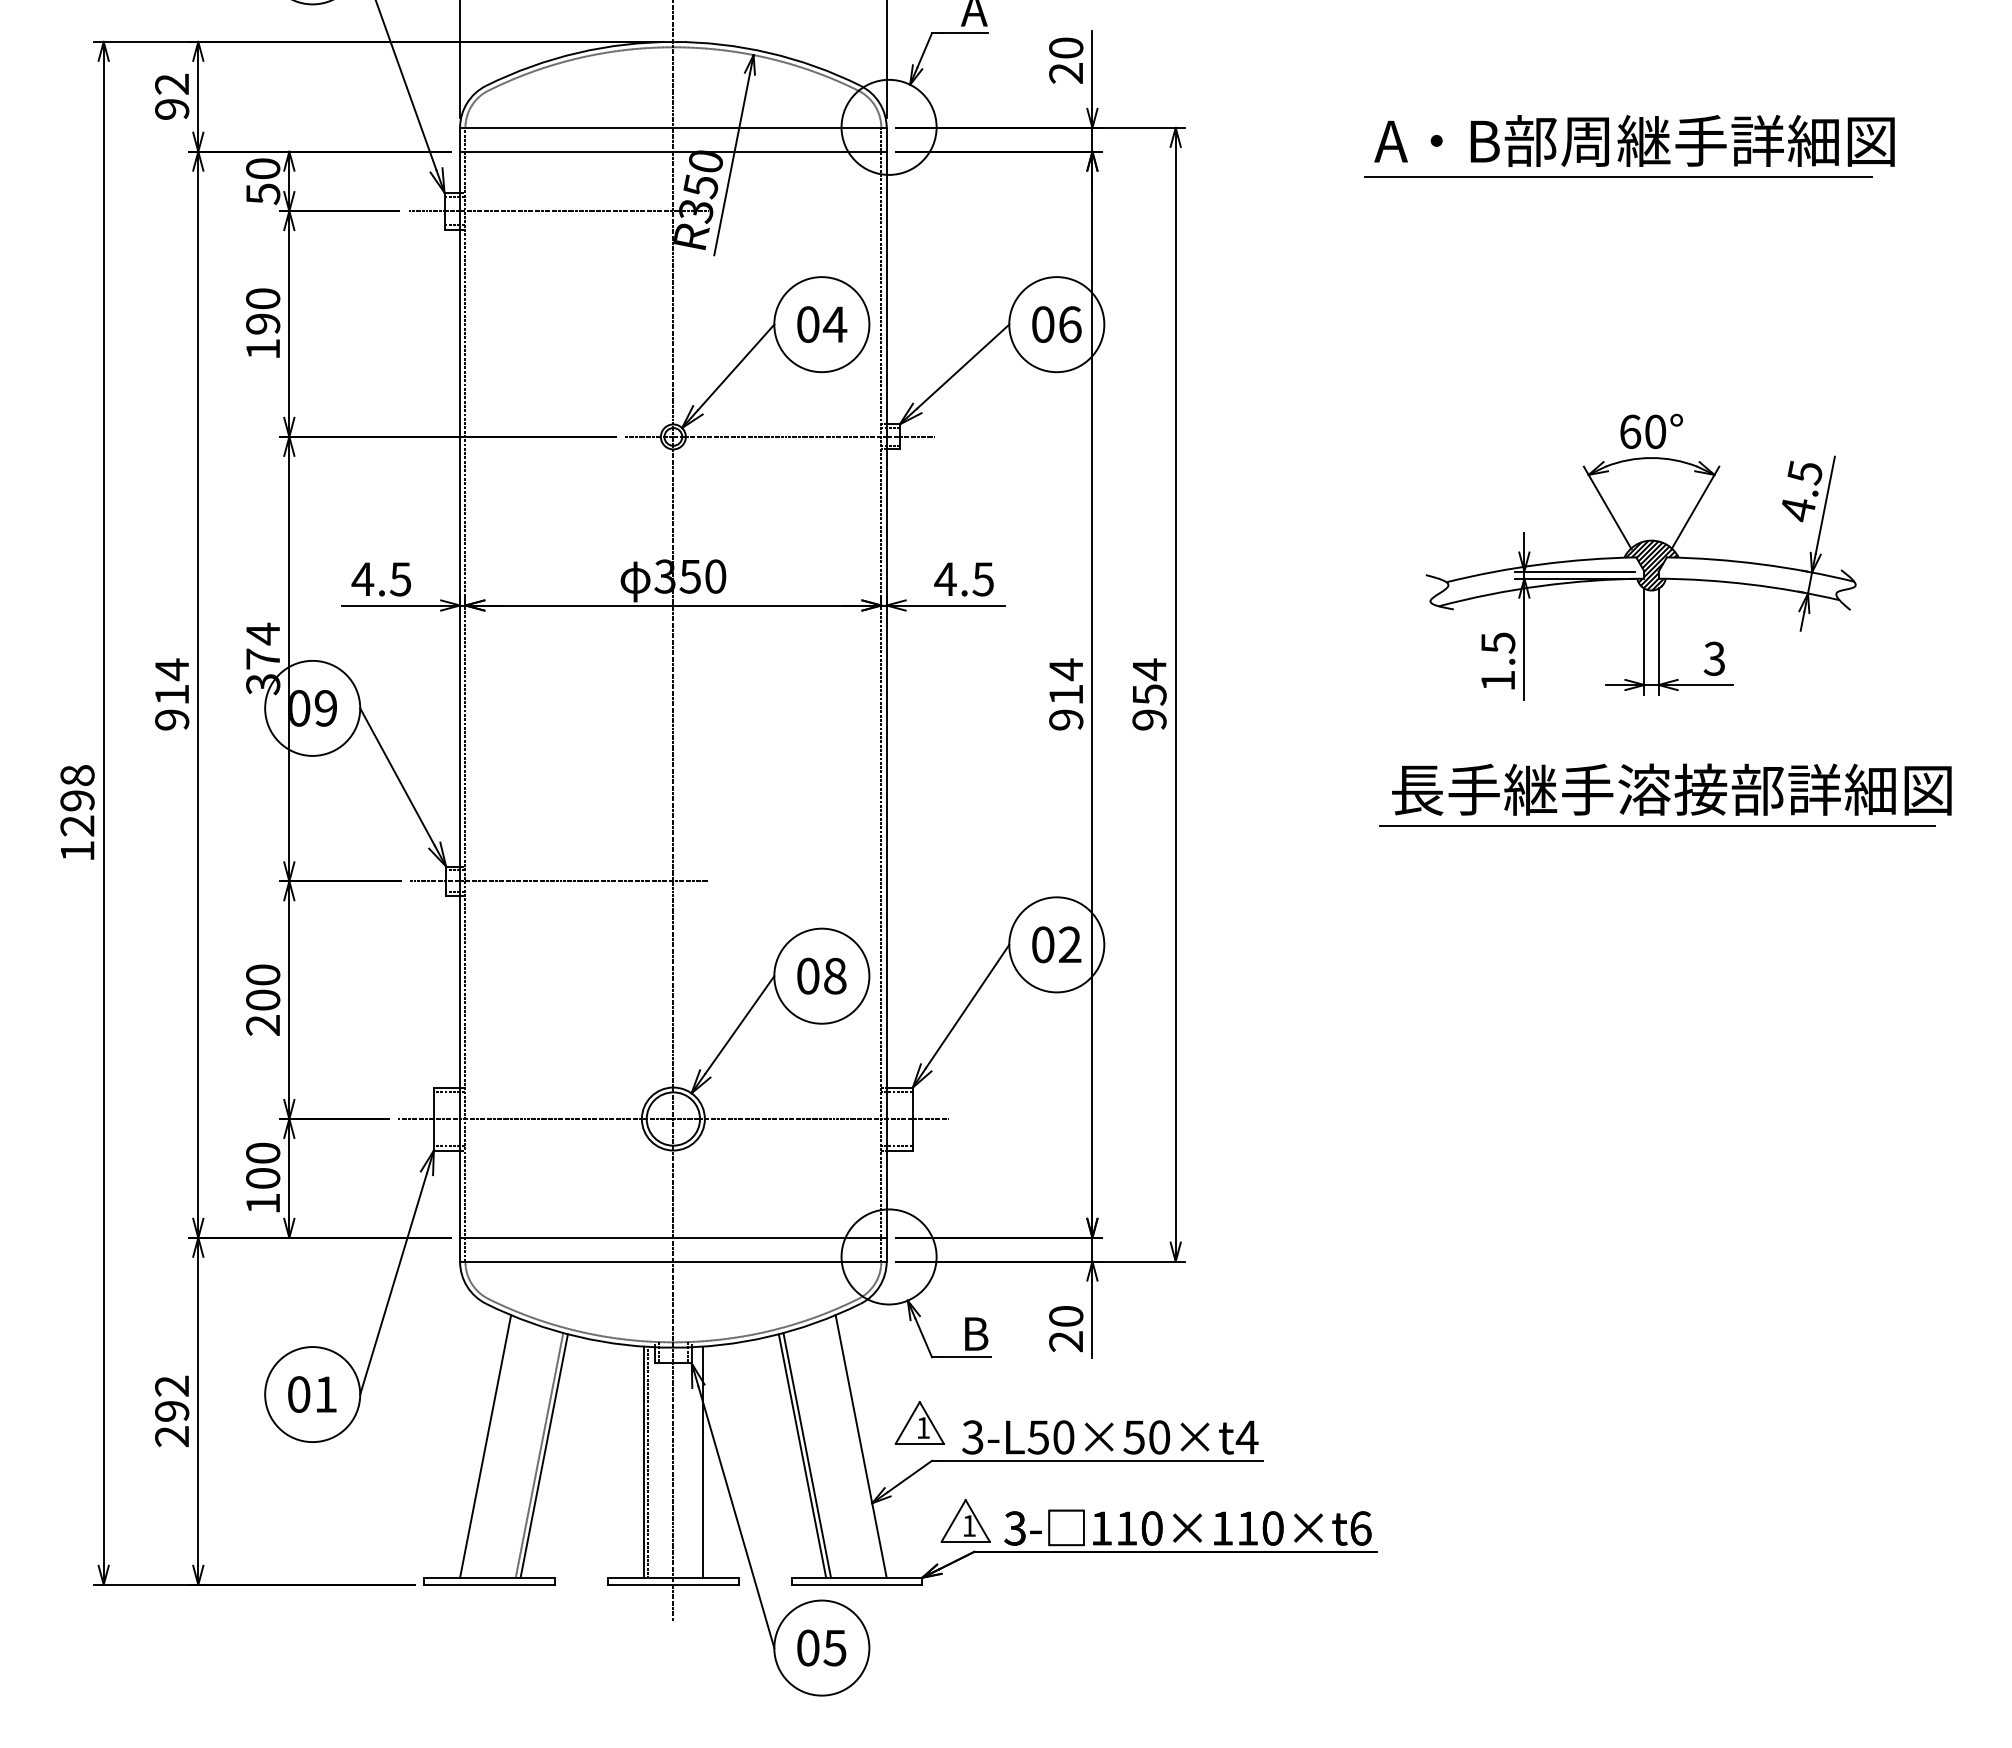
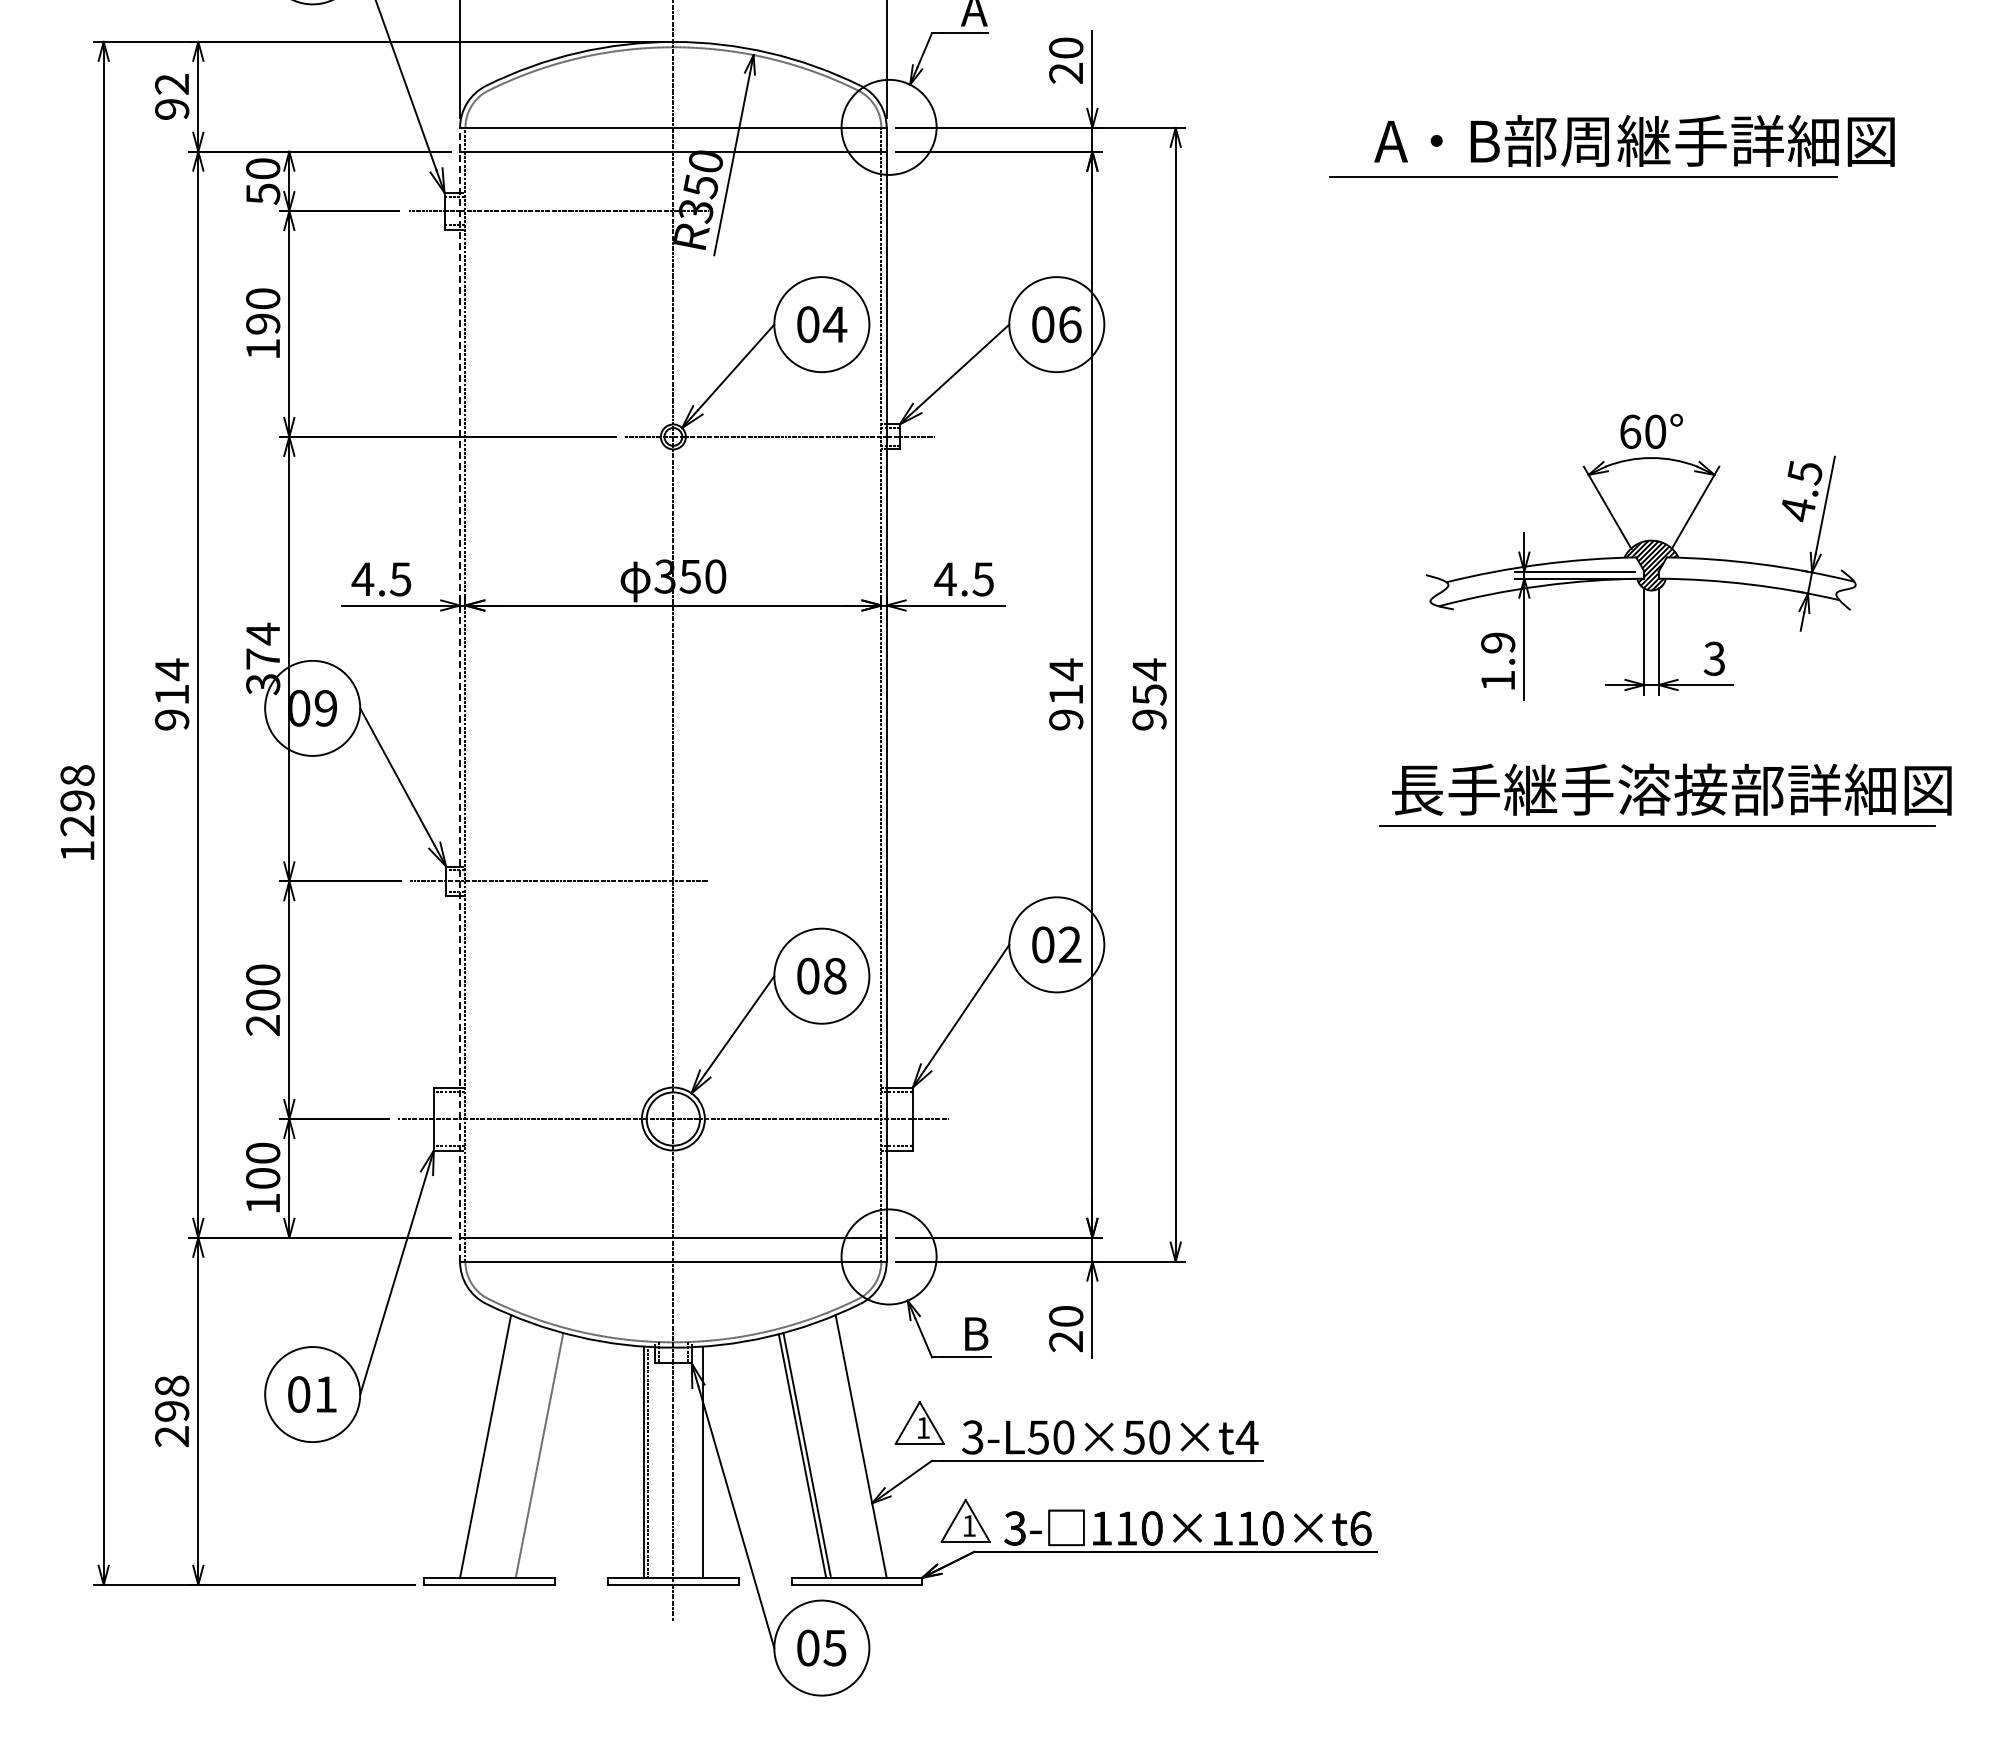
line position: (1618, 176) -> (1583, 176) (1583, 176)
text: 1.5 -> 1.9 (1498, 642)
line: solid -> dashed (460, 694)
text: 292 -> 298 (172, 1385)
line: present -> none (543, 1455)
